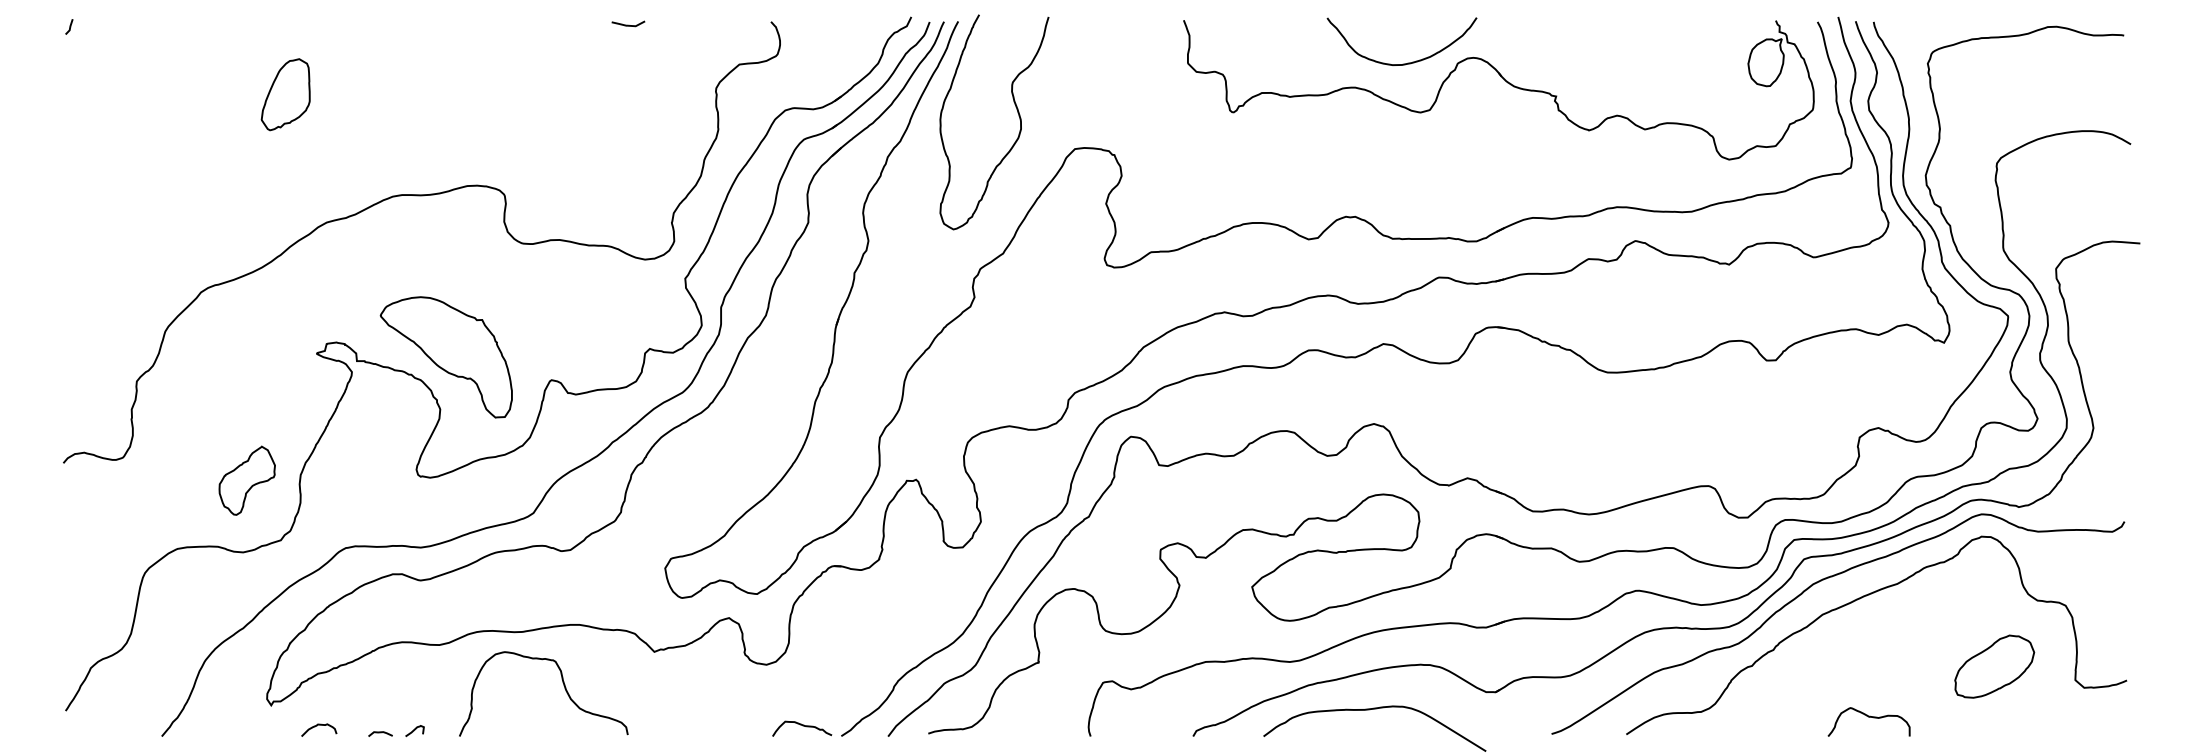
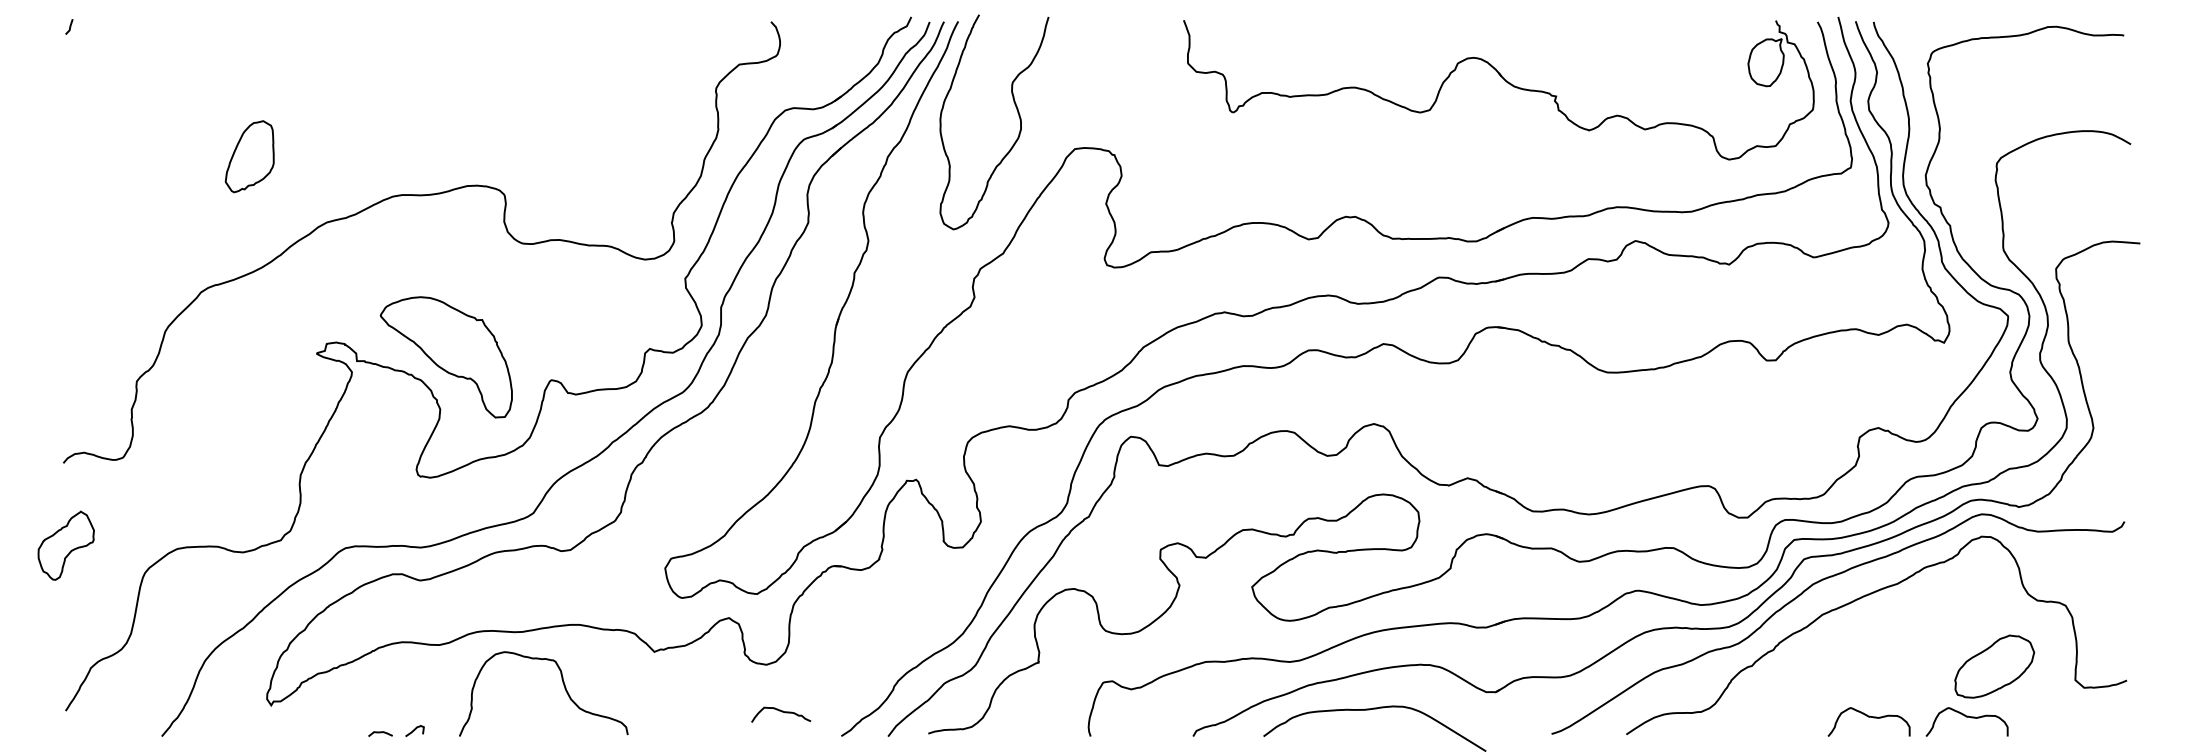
curve: present -> none (628, 24)
curve: present -> none (1407, 62)
part position: (285, 94) -> (249, 156) (249, 156)
part position: (246, 480) -> (65, 545) (65, 545)
curve: none -> present (1966, 717)
curve: present -> none (317, 726)
curve position: (802, 726) -> (781, 712) (781, 712)
